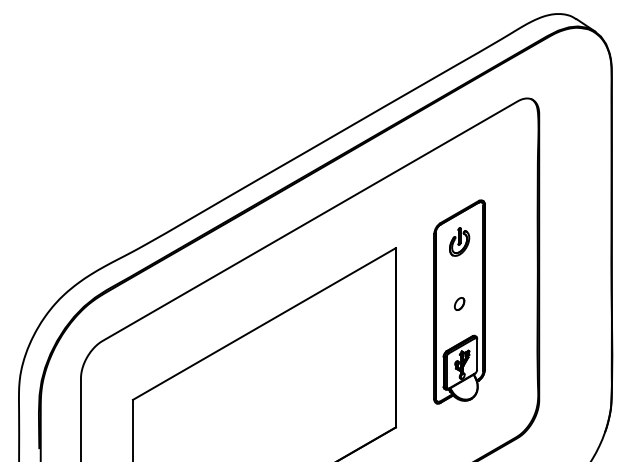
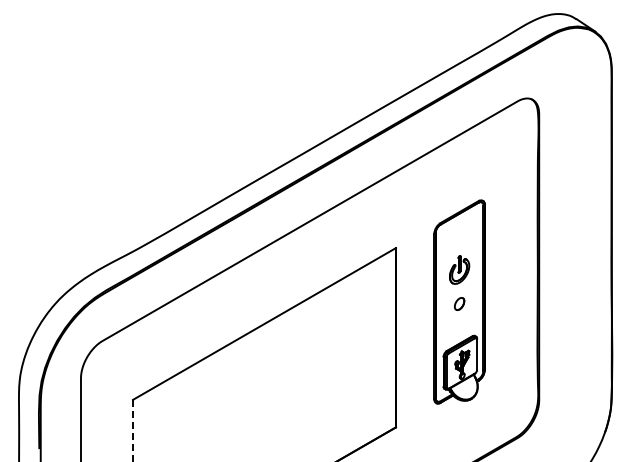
part position: (459, 241) -> (459, 269) (459, 269)
line: solid -> dashed (132, 430)
